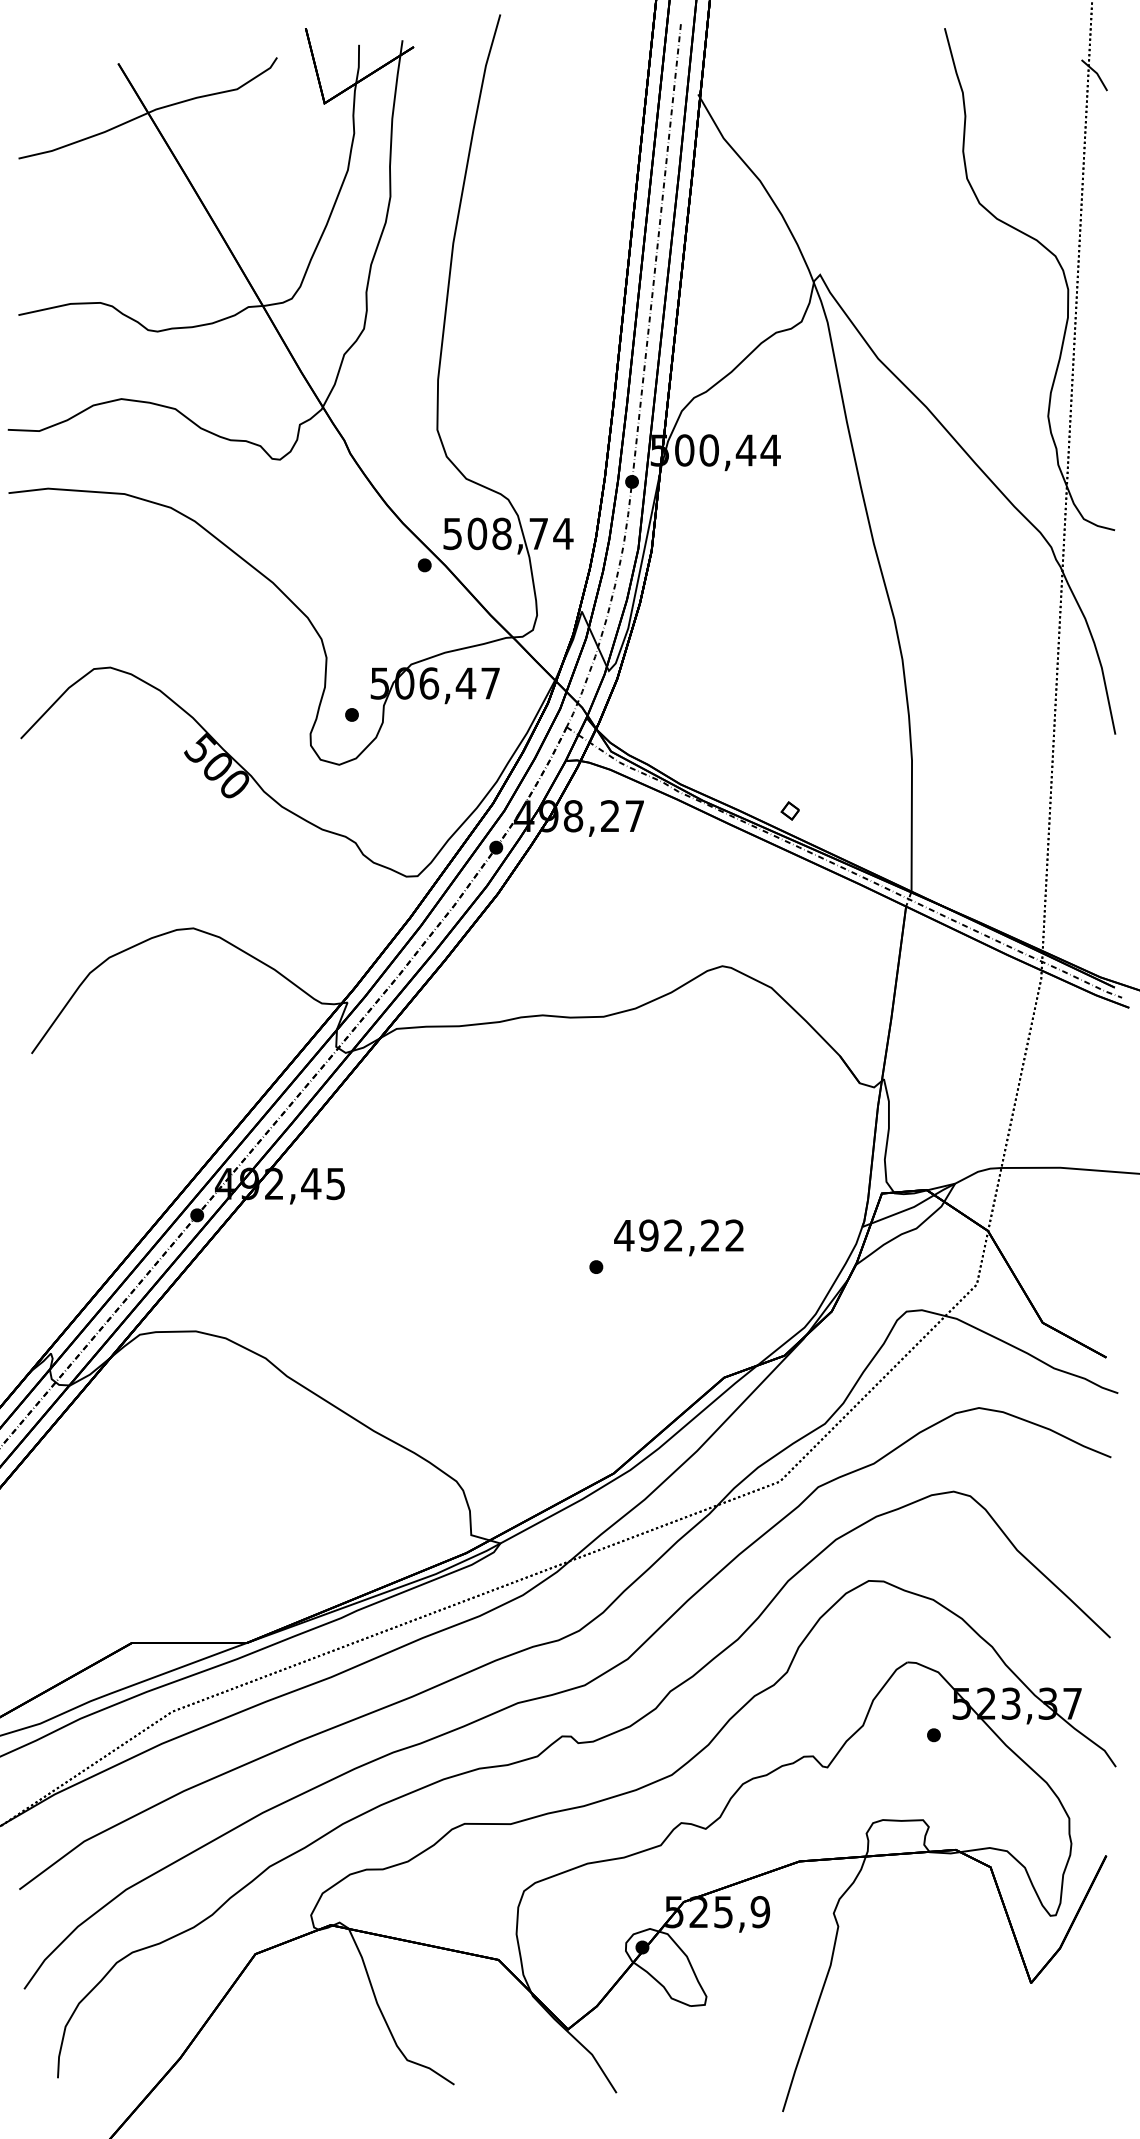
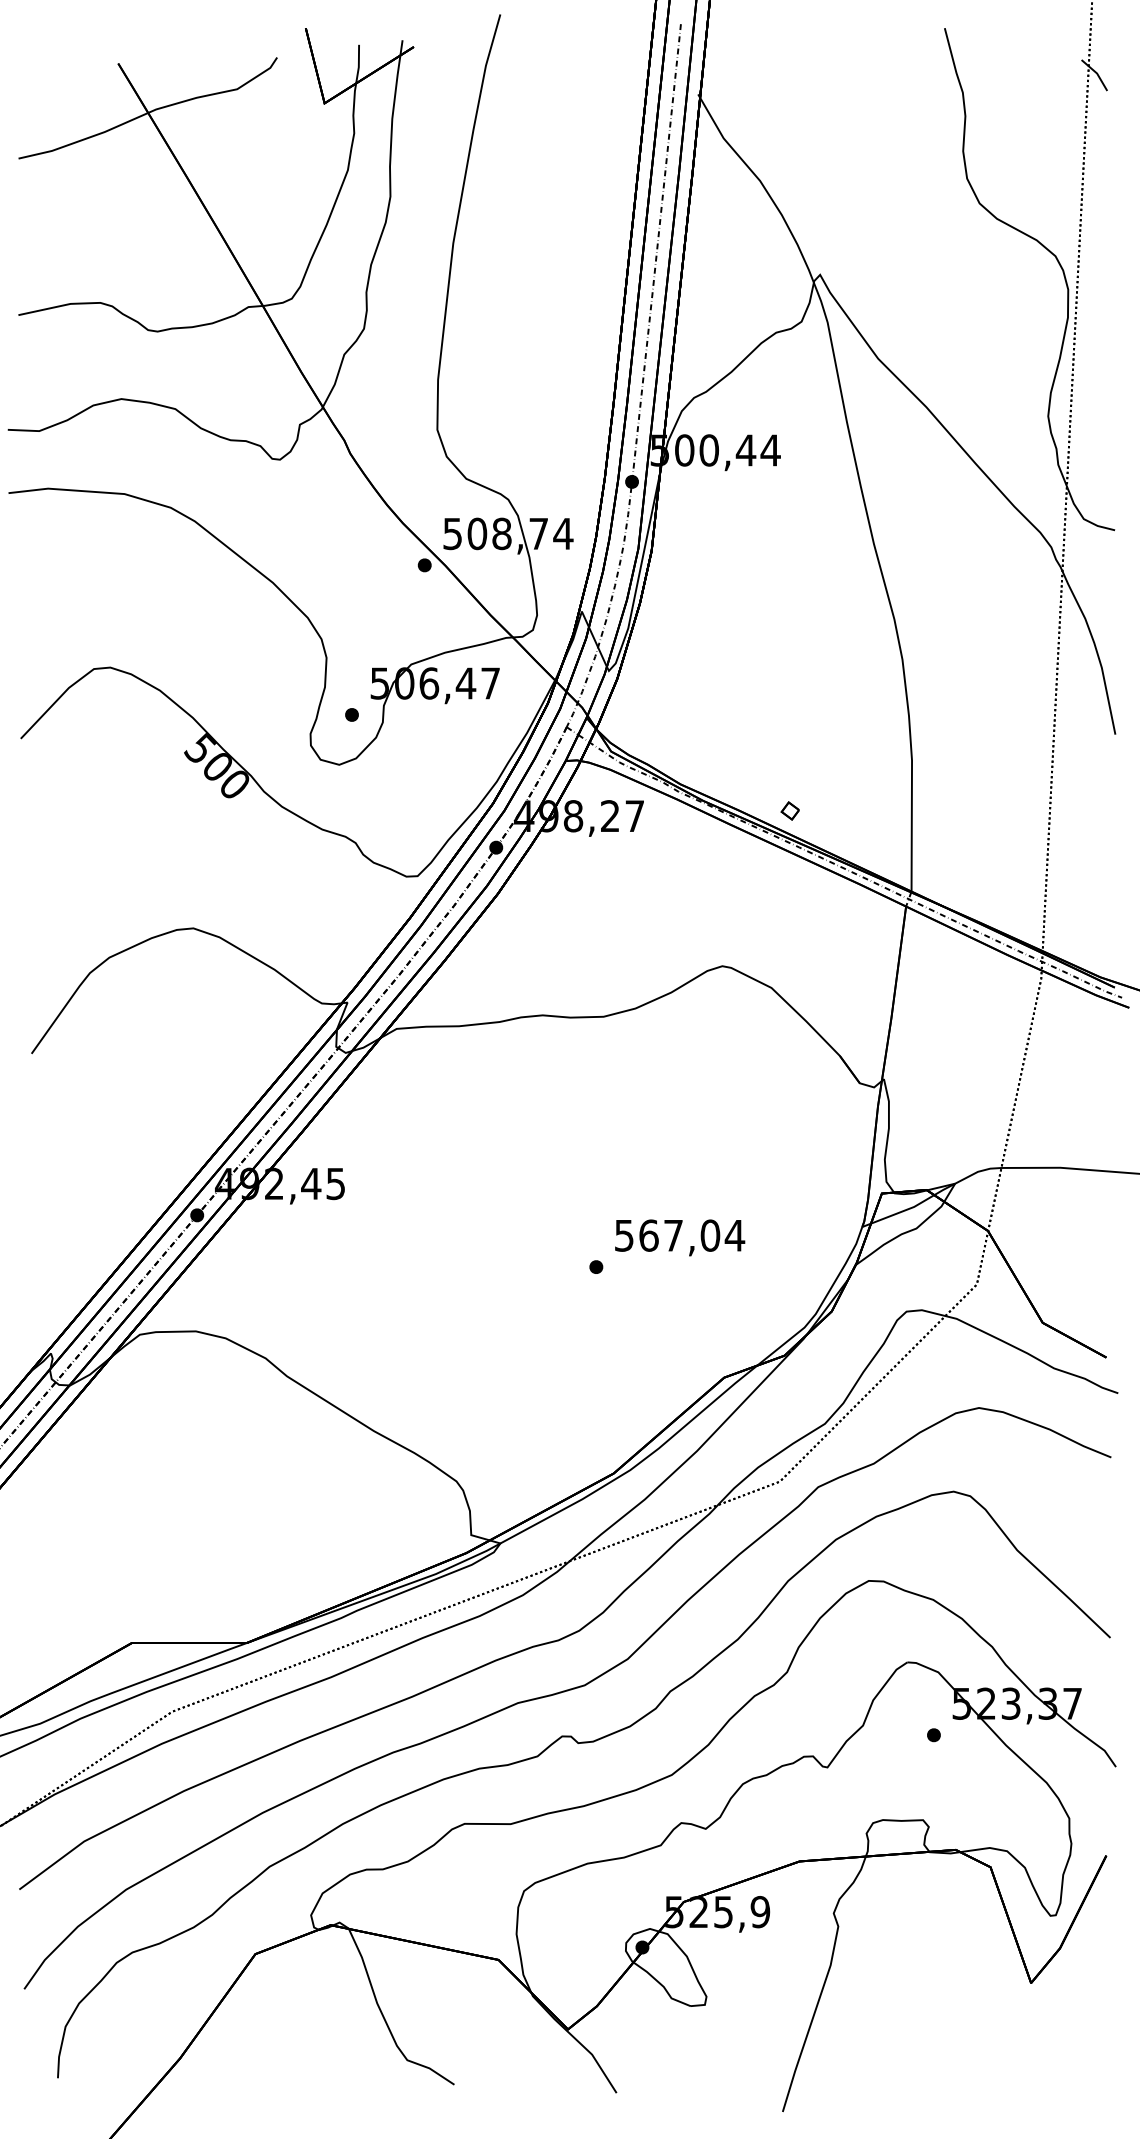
text: 492,22 -> 567,04 (679, 1235)
